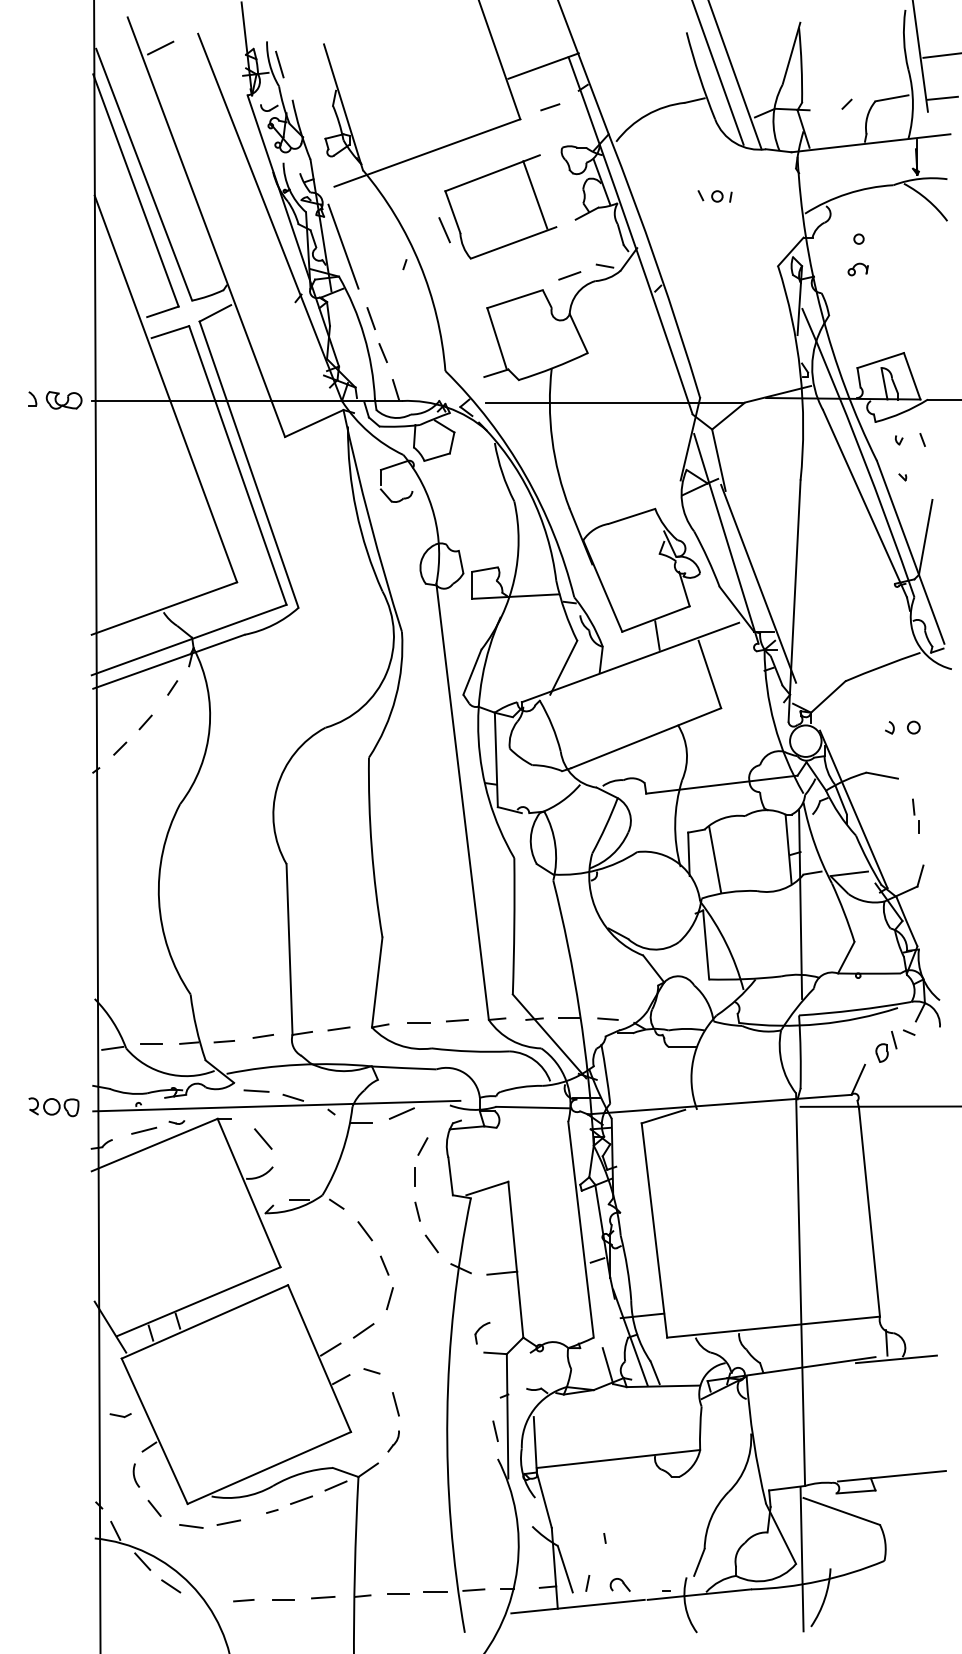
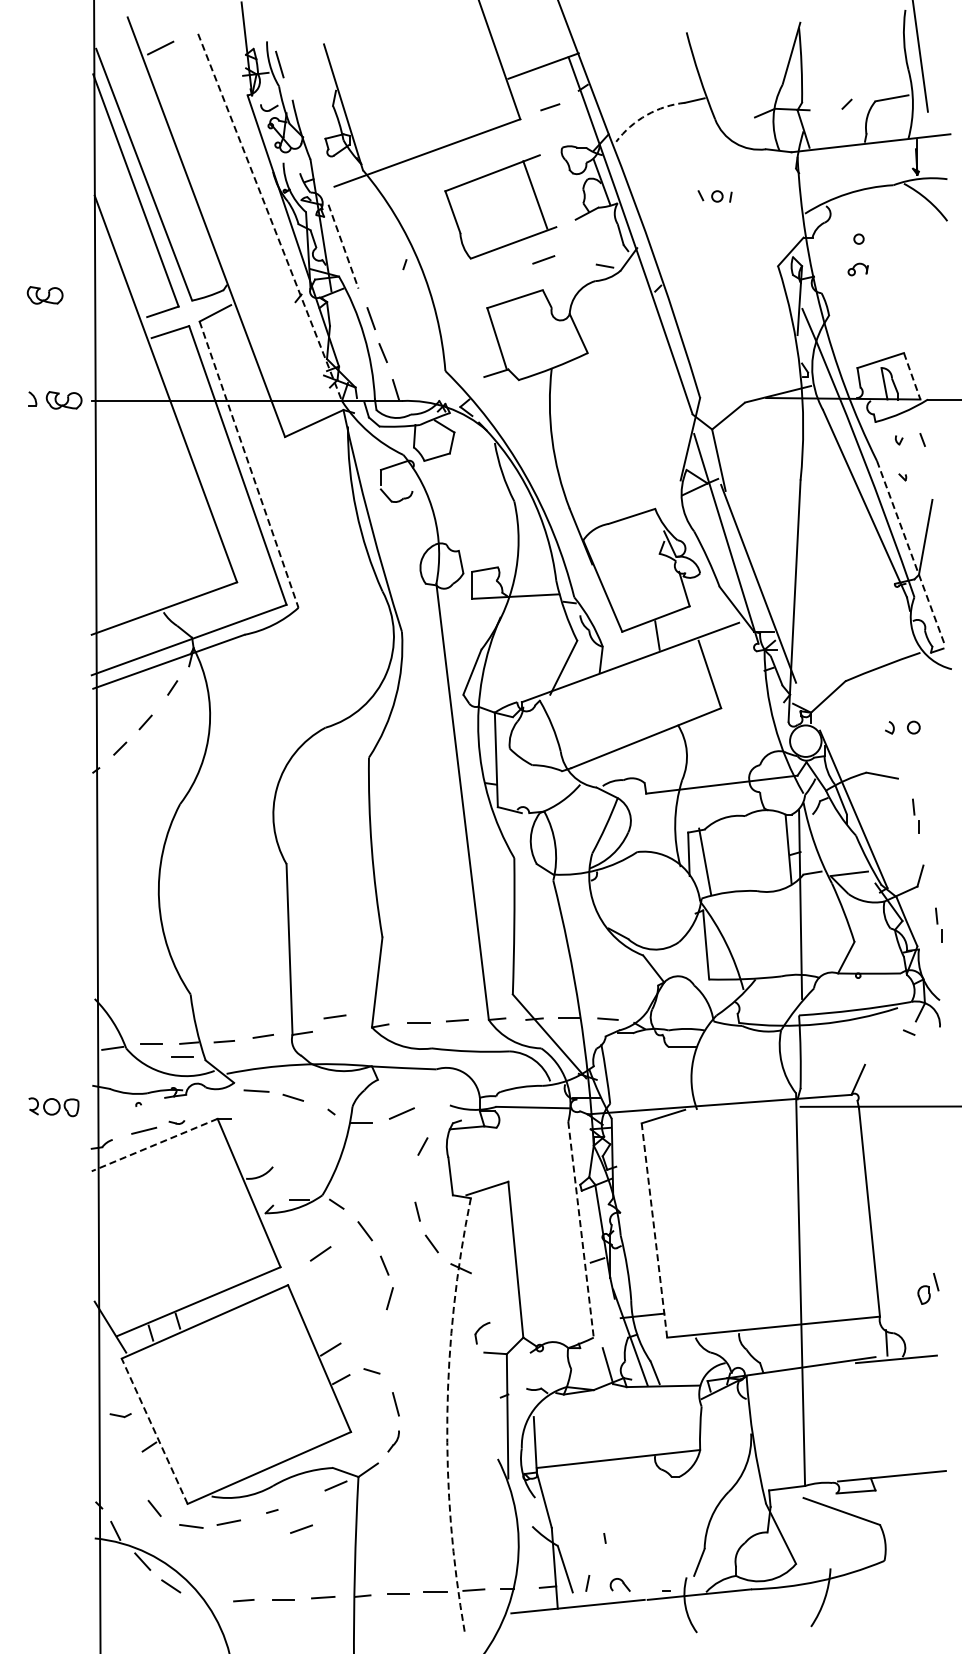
line: present -> none (940, 55)
line: present -> none (717, 73)
line: present -> none (735, 75)
line: present -> none (942, 97)
arc: solid -> dashed (646, 115)
line: solid -> dashed (270, 217)
line: present -> none (444, 230)
line: solid -> dashed (343, 246)
line position: (569, 275) -> (543, 259) (543, 259)
part: none -> present (44, 295)
line: solid -> dashed (912, 376)
line: present -> none (614, 402)
line: solid -> dashed (249, 465)
line: solid -> dashed (910, 552)
line position: (715, 859) -> (705, 861) (705, 861)
part: none -> present (938, 924)
line position: (338, 1028) -> (334, 1016) (334, 1016)
part position: (886, 1046) -> (928, 1288) (928, 1288)
line: none -> present (182, 1056)
line: present -> none (276, 1105)
line: present -> none (263, 1138)
line: solid -> dashed (154, 1145)
line: present -> none (414, 1176)
line: solid -> dashed (581, 1229)
line: solid -> dashed (654, 1230)
line: present -> none (502, 1272)
line position: (363, 1330) -> (320, 1253) (320, 1253)
arc: solid -> dashed (447, 1415)
line: present -> none (495, 1430)
line: solid -> dashed (154, 1431)
arc: present -> none (135, 1476)
line position: (301, 1499) -> (301, 1528) (301, 1528)
line: present -> none (801, 1559)
